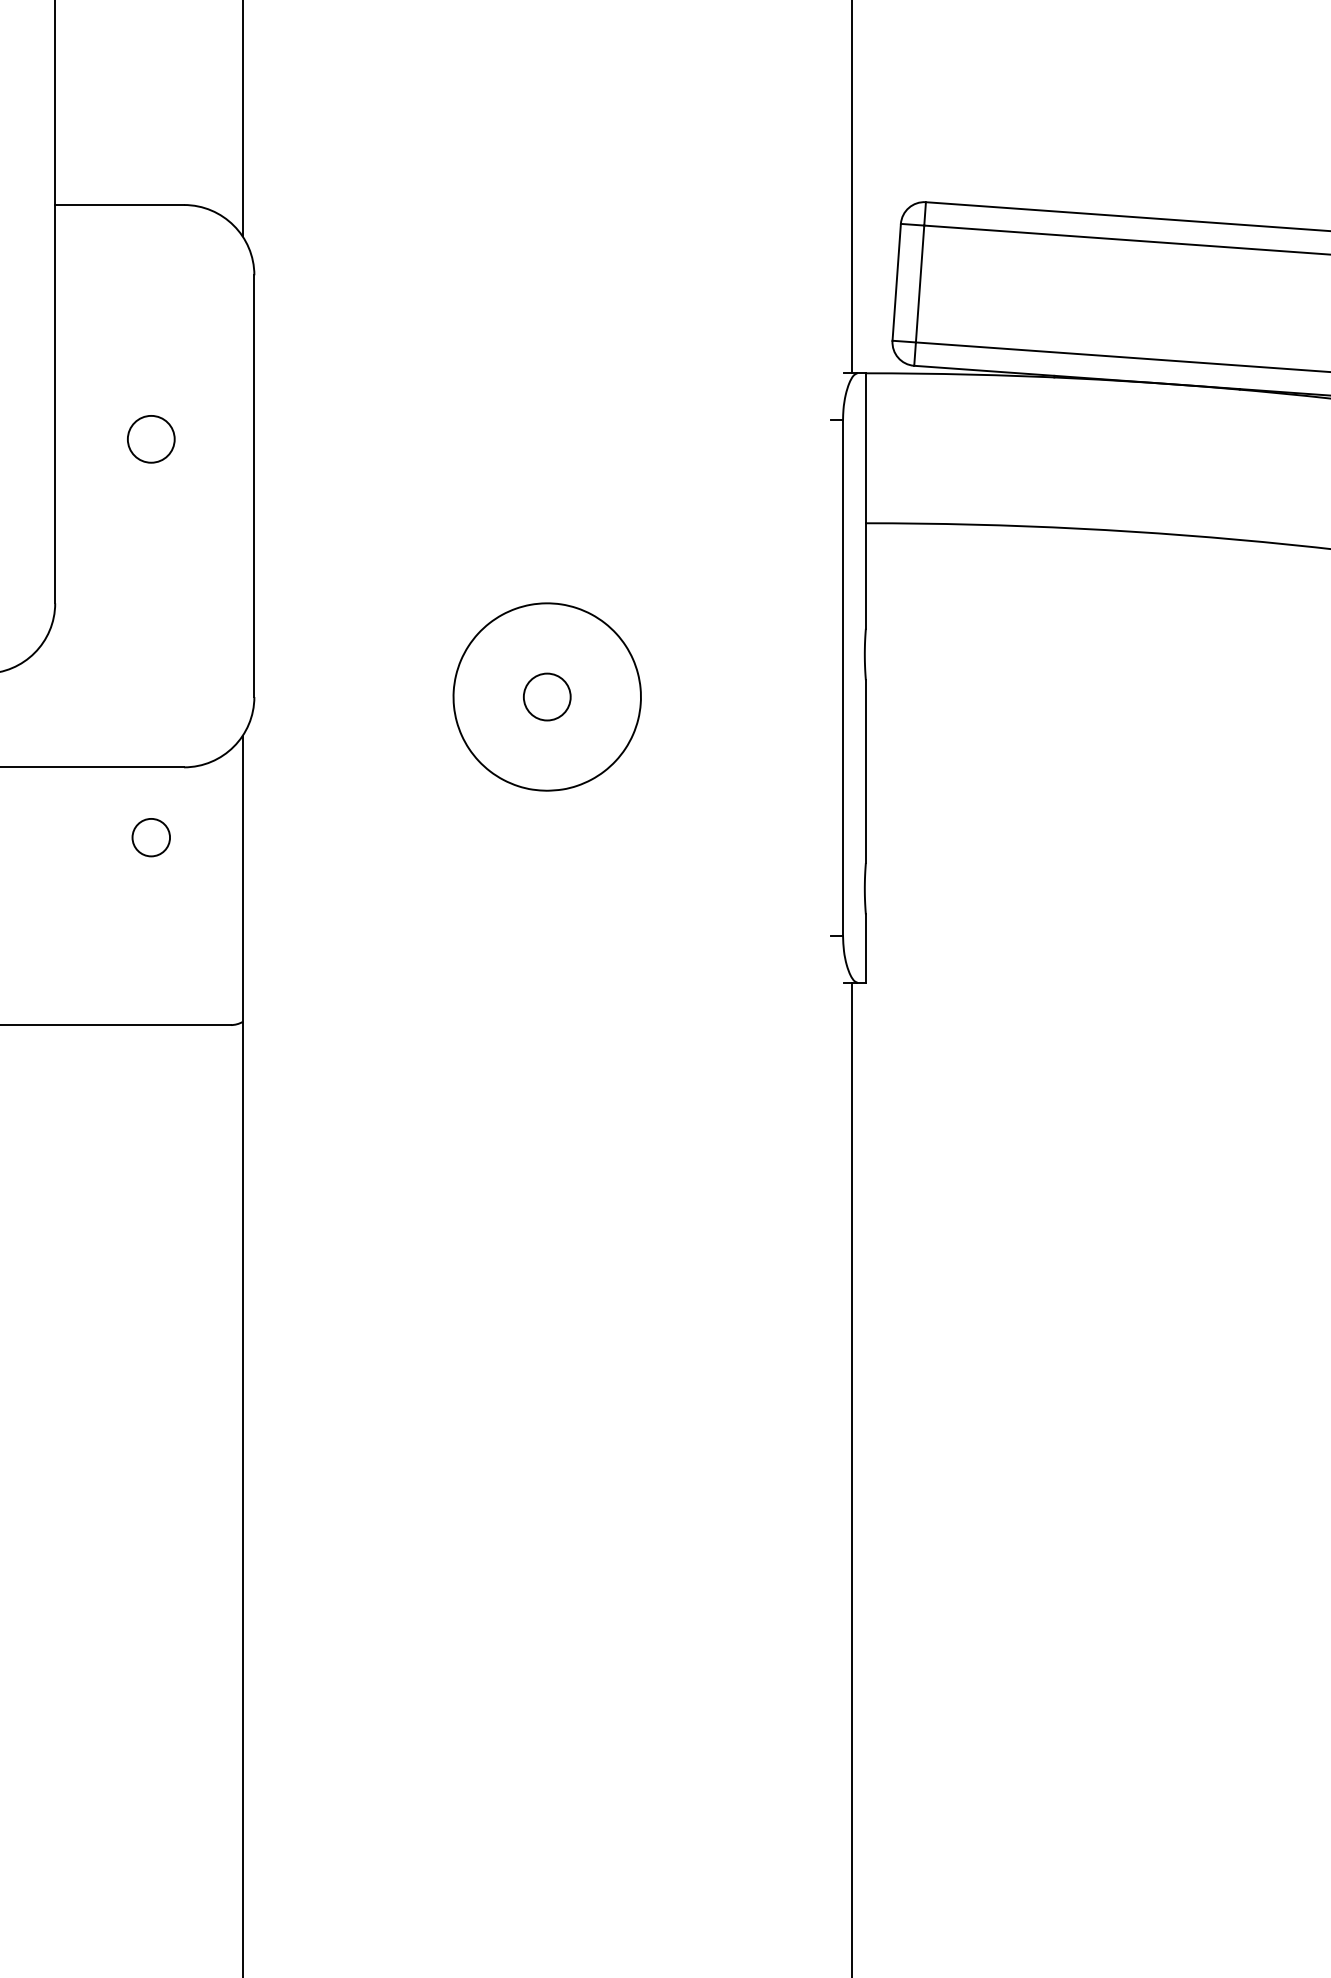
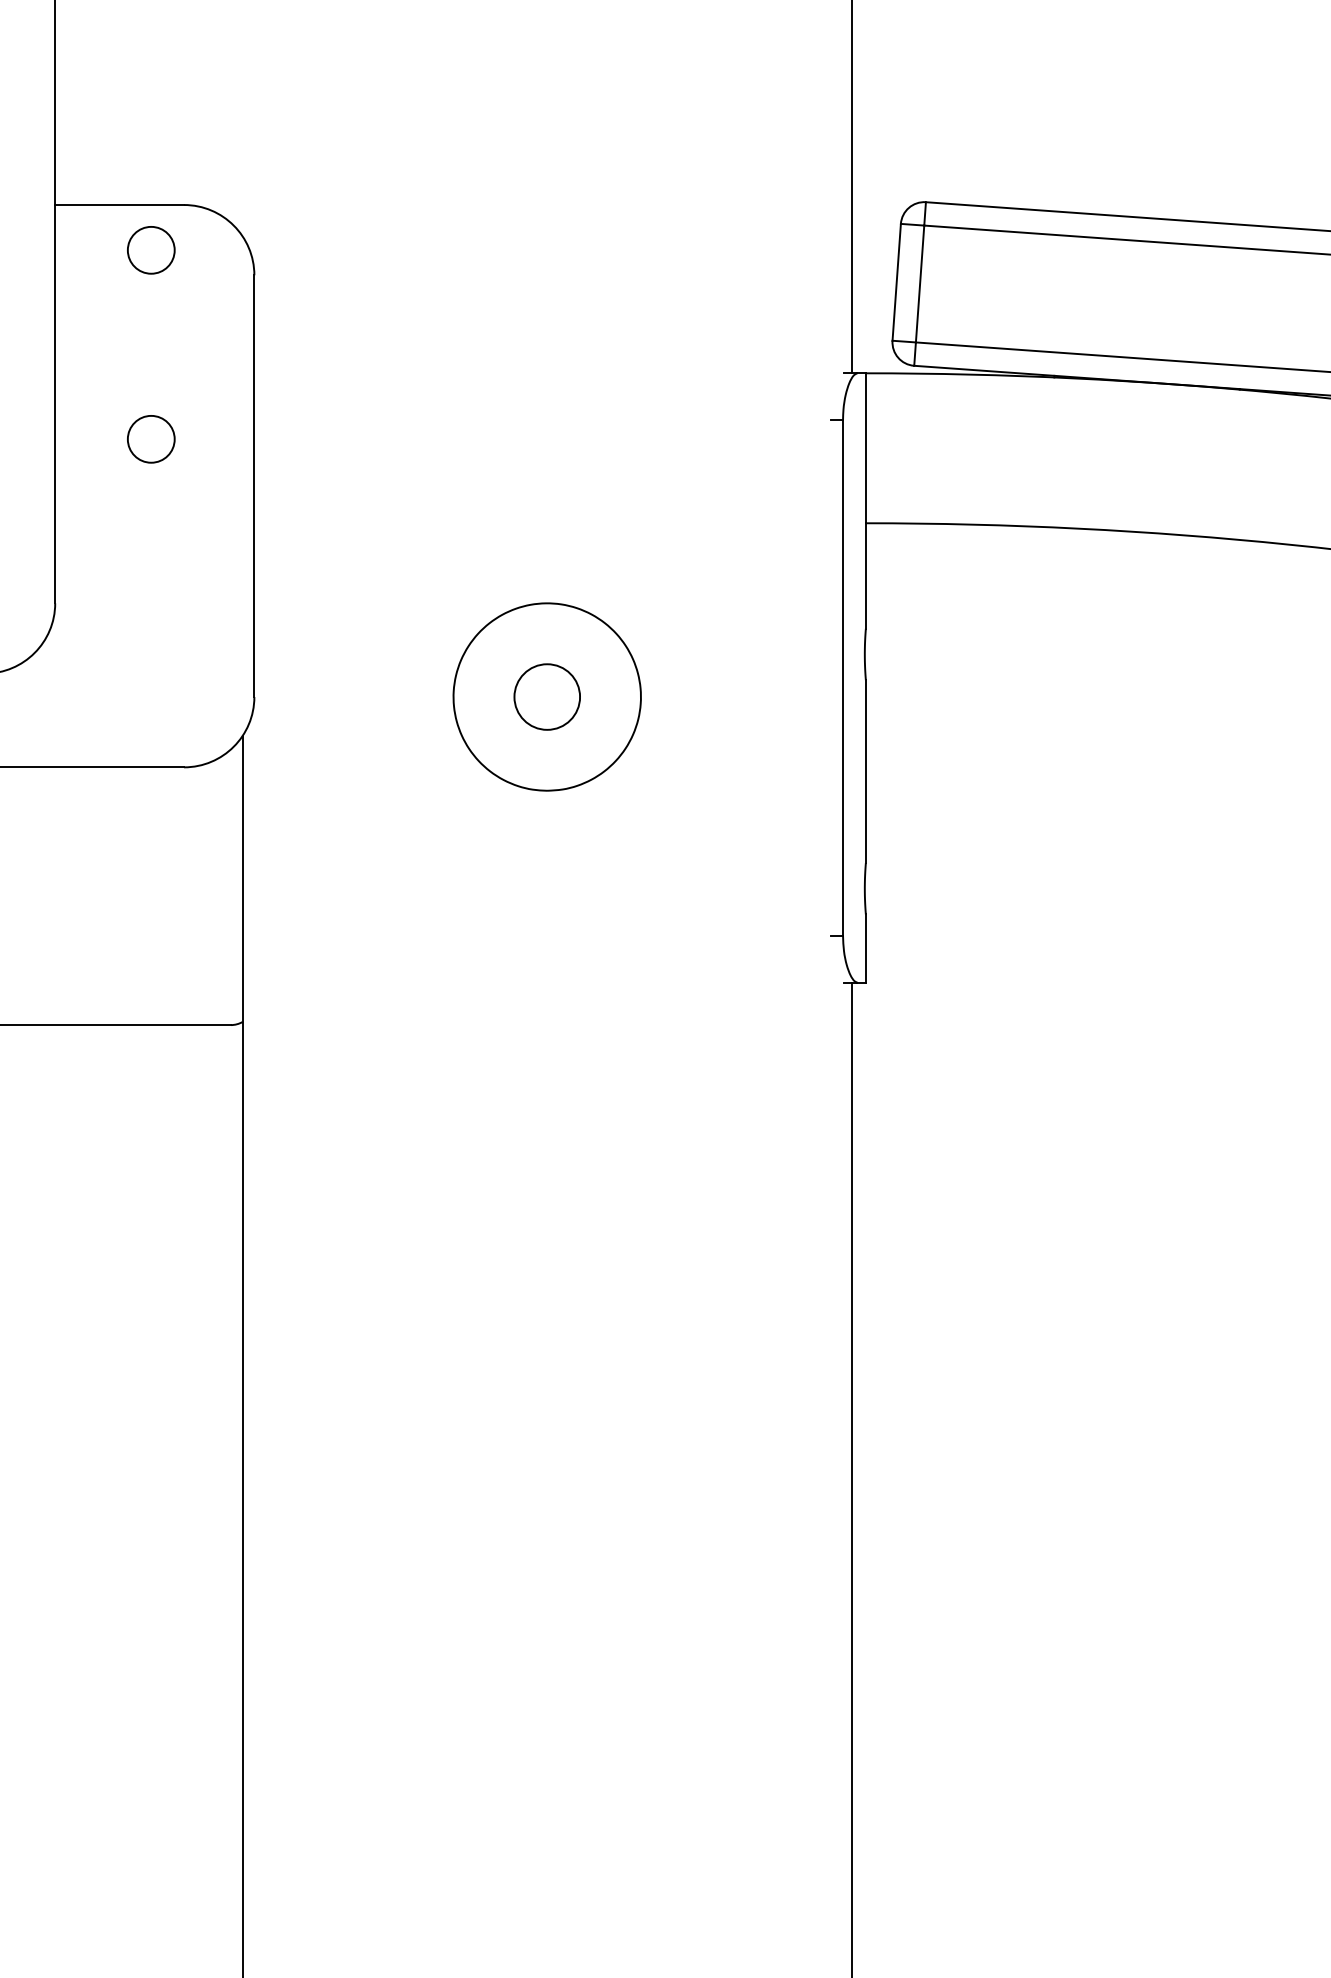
line: present -> none (242, 119)
circle: none -> present (151, 250)
circle diameter: 47 px -> 66 px (547, 696)
circle: present -> none (150, 837)
